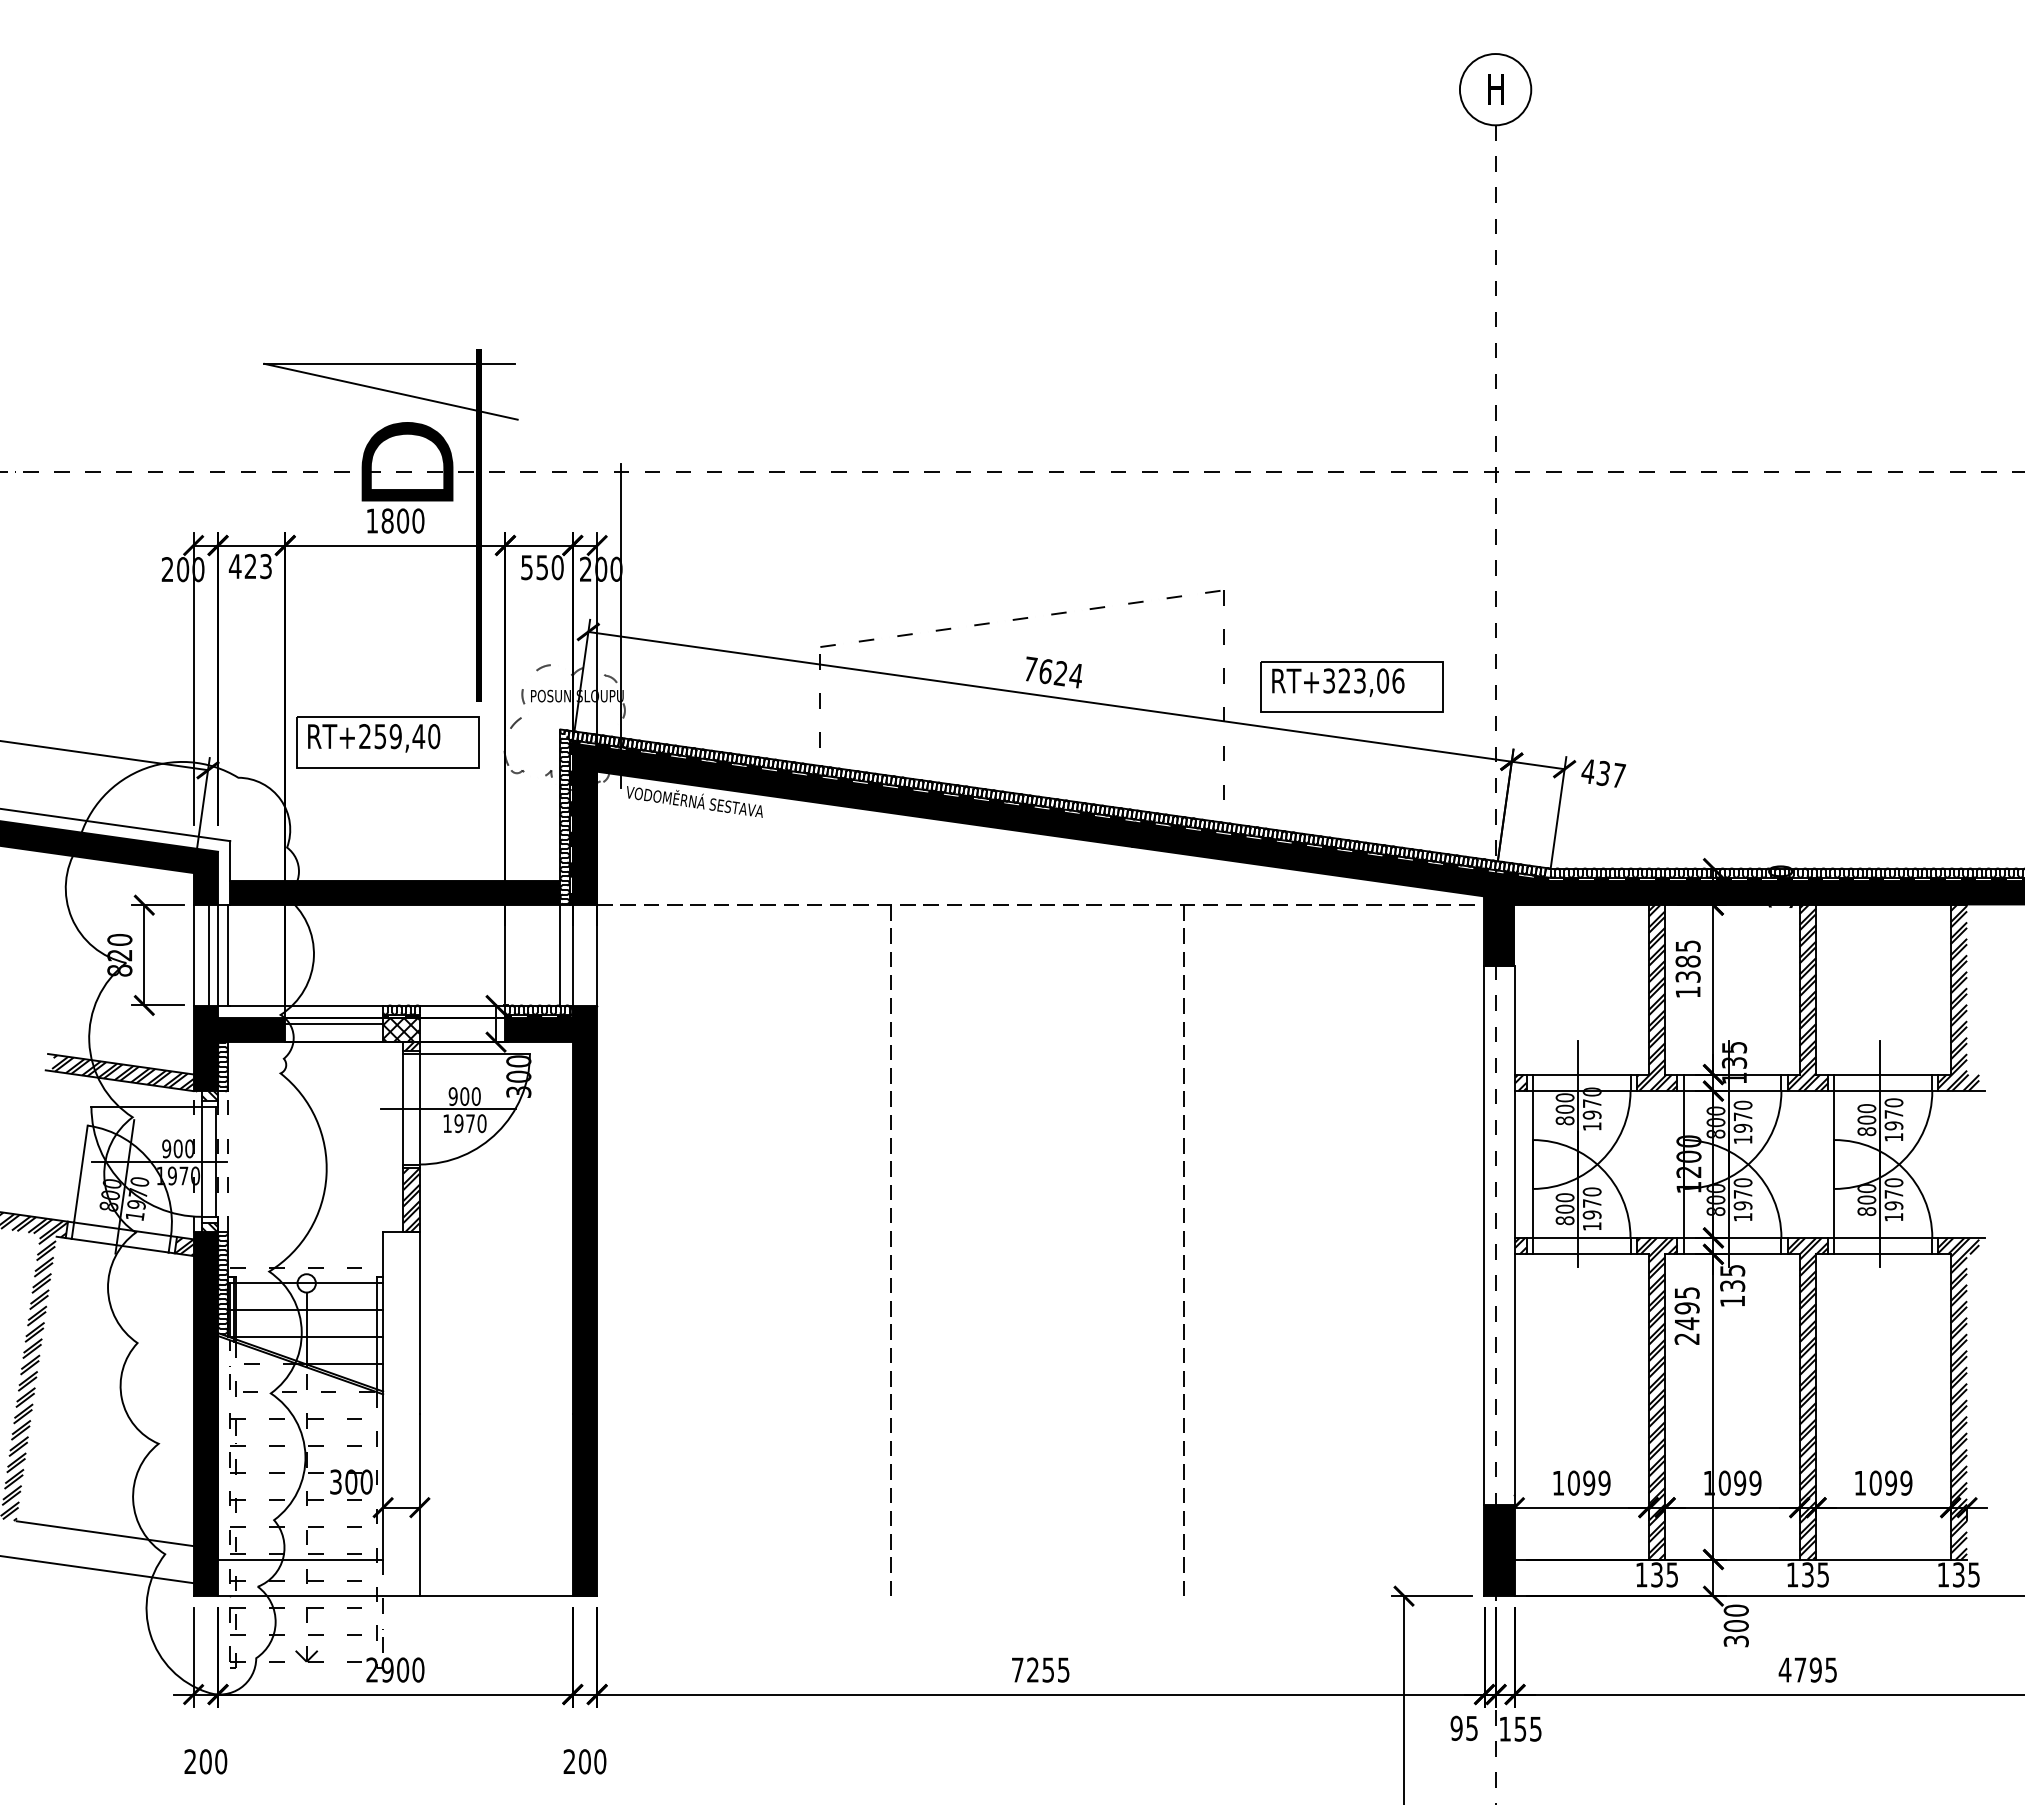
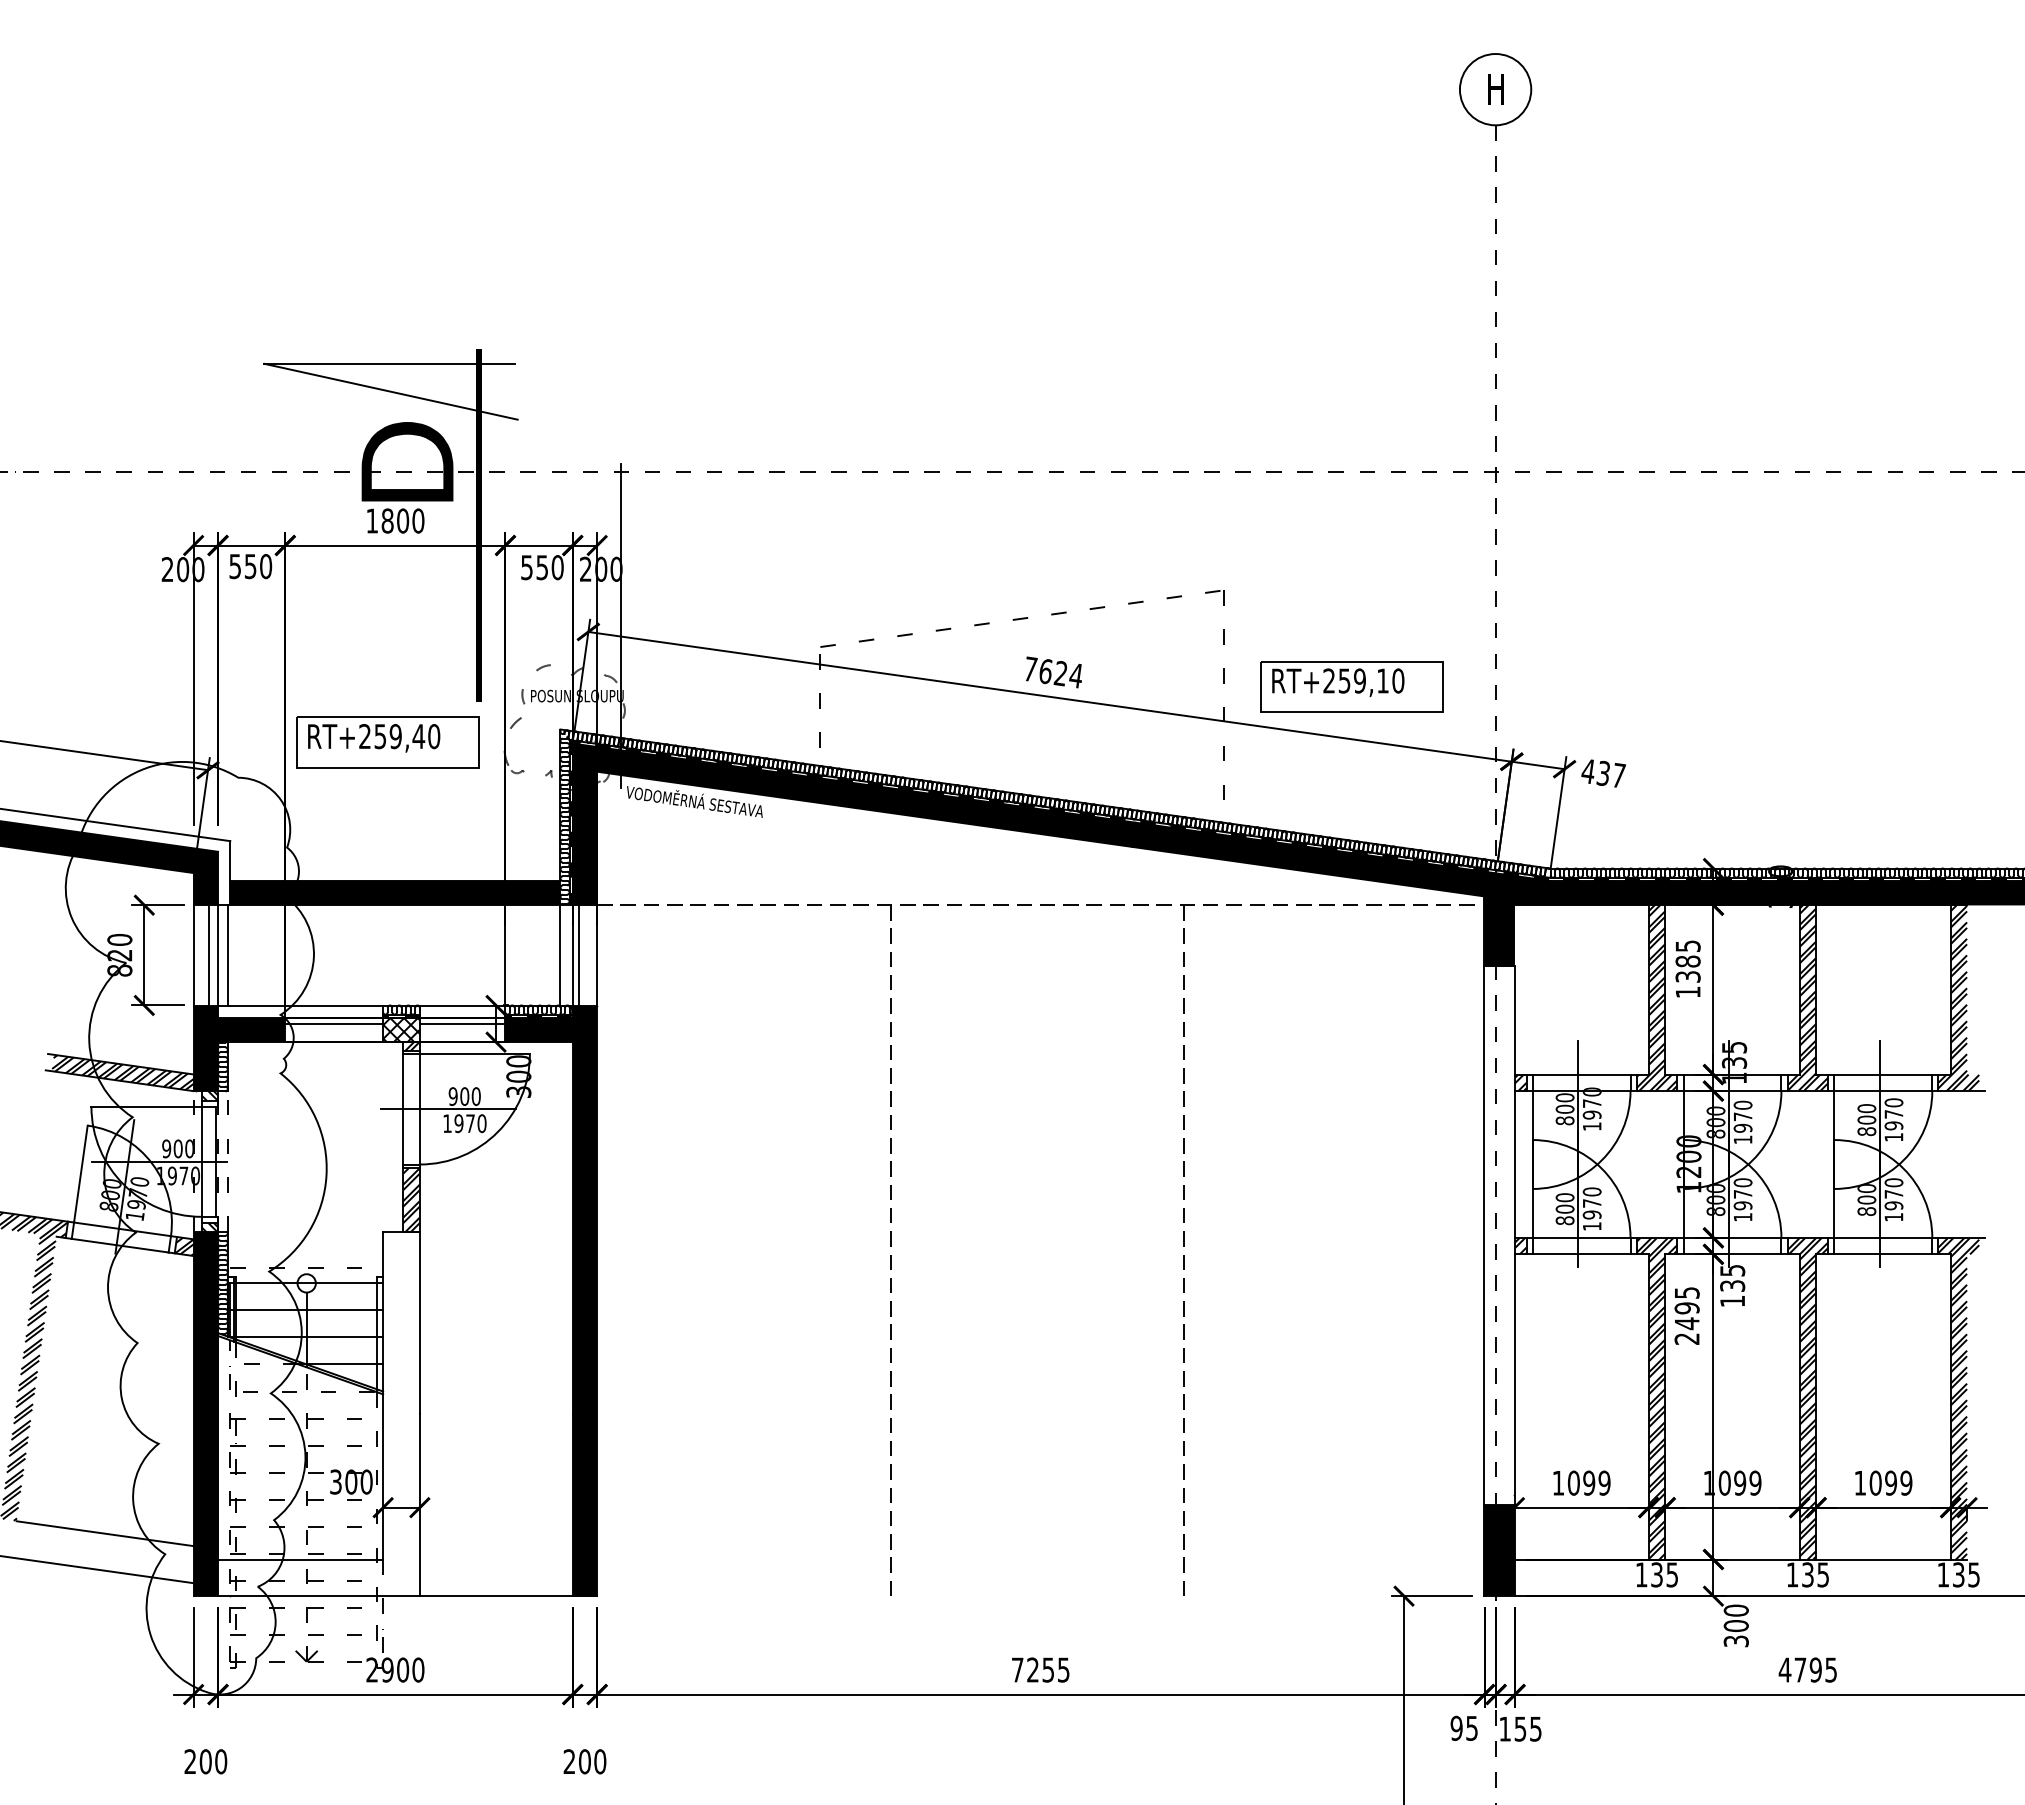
text: 423 -> 550 (250, 566)
text: RT+323,06 -> RT+259,10 (1363, 680)
line: none -> present (578, 955)
line: none -> present (462, 1023)
